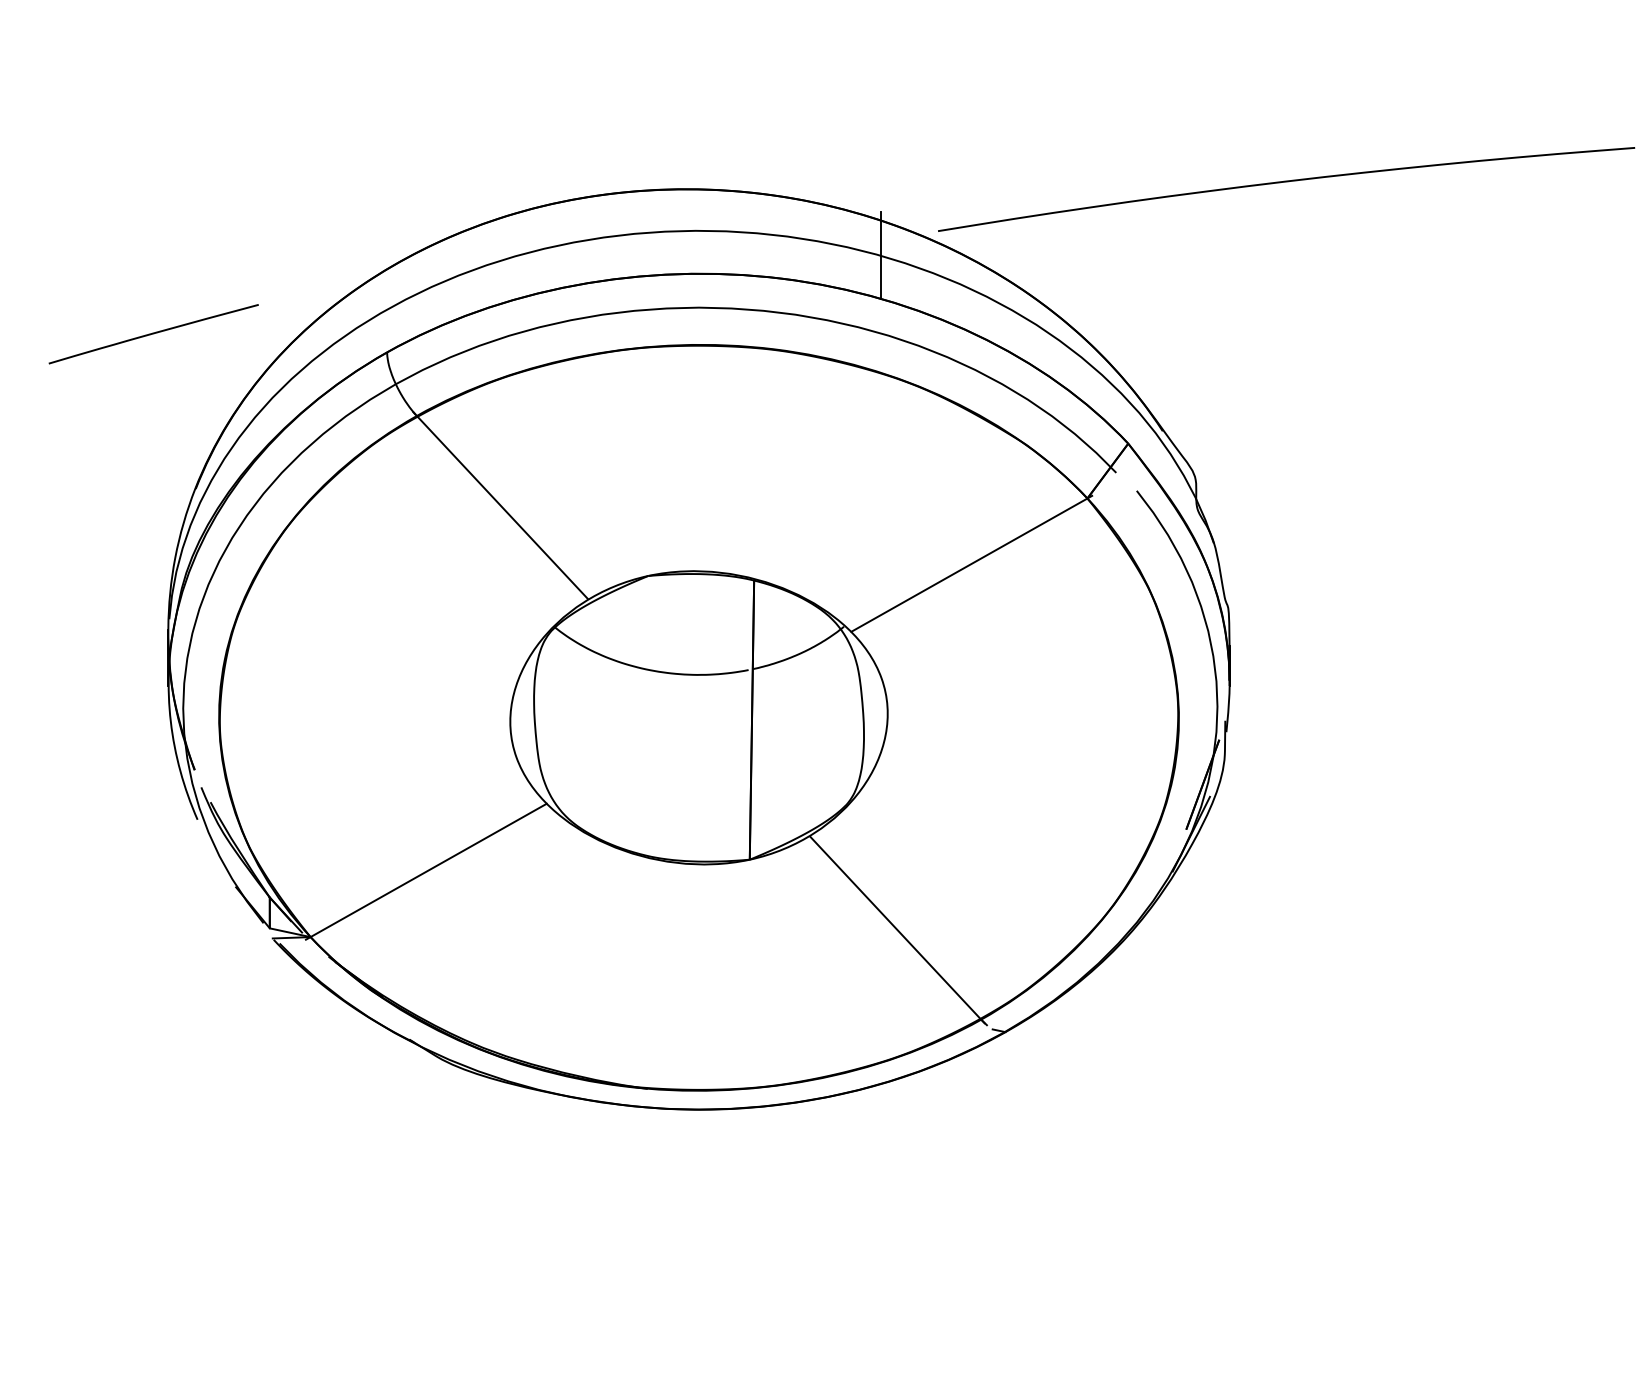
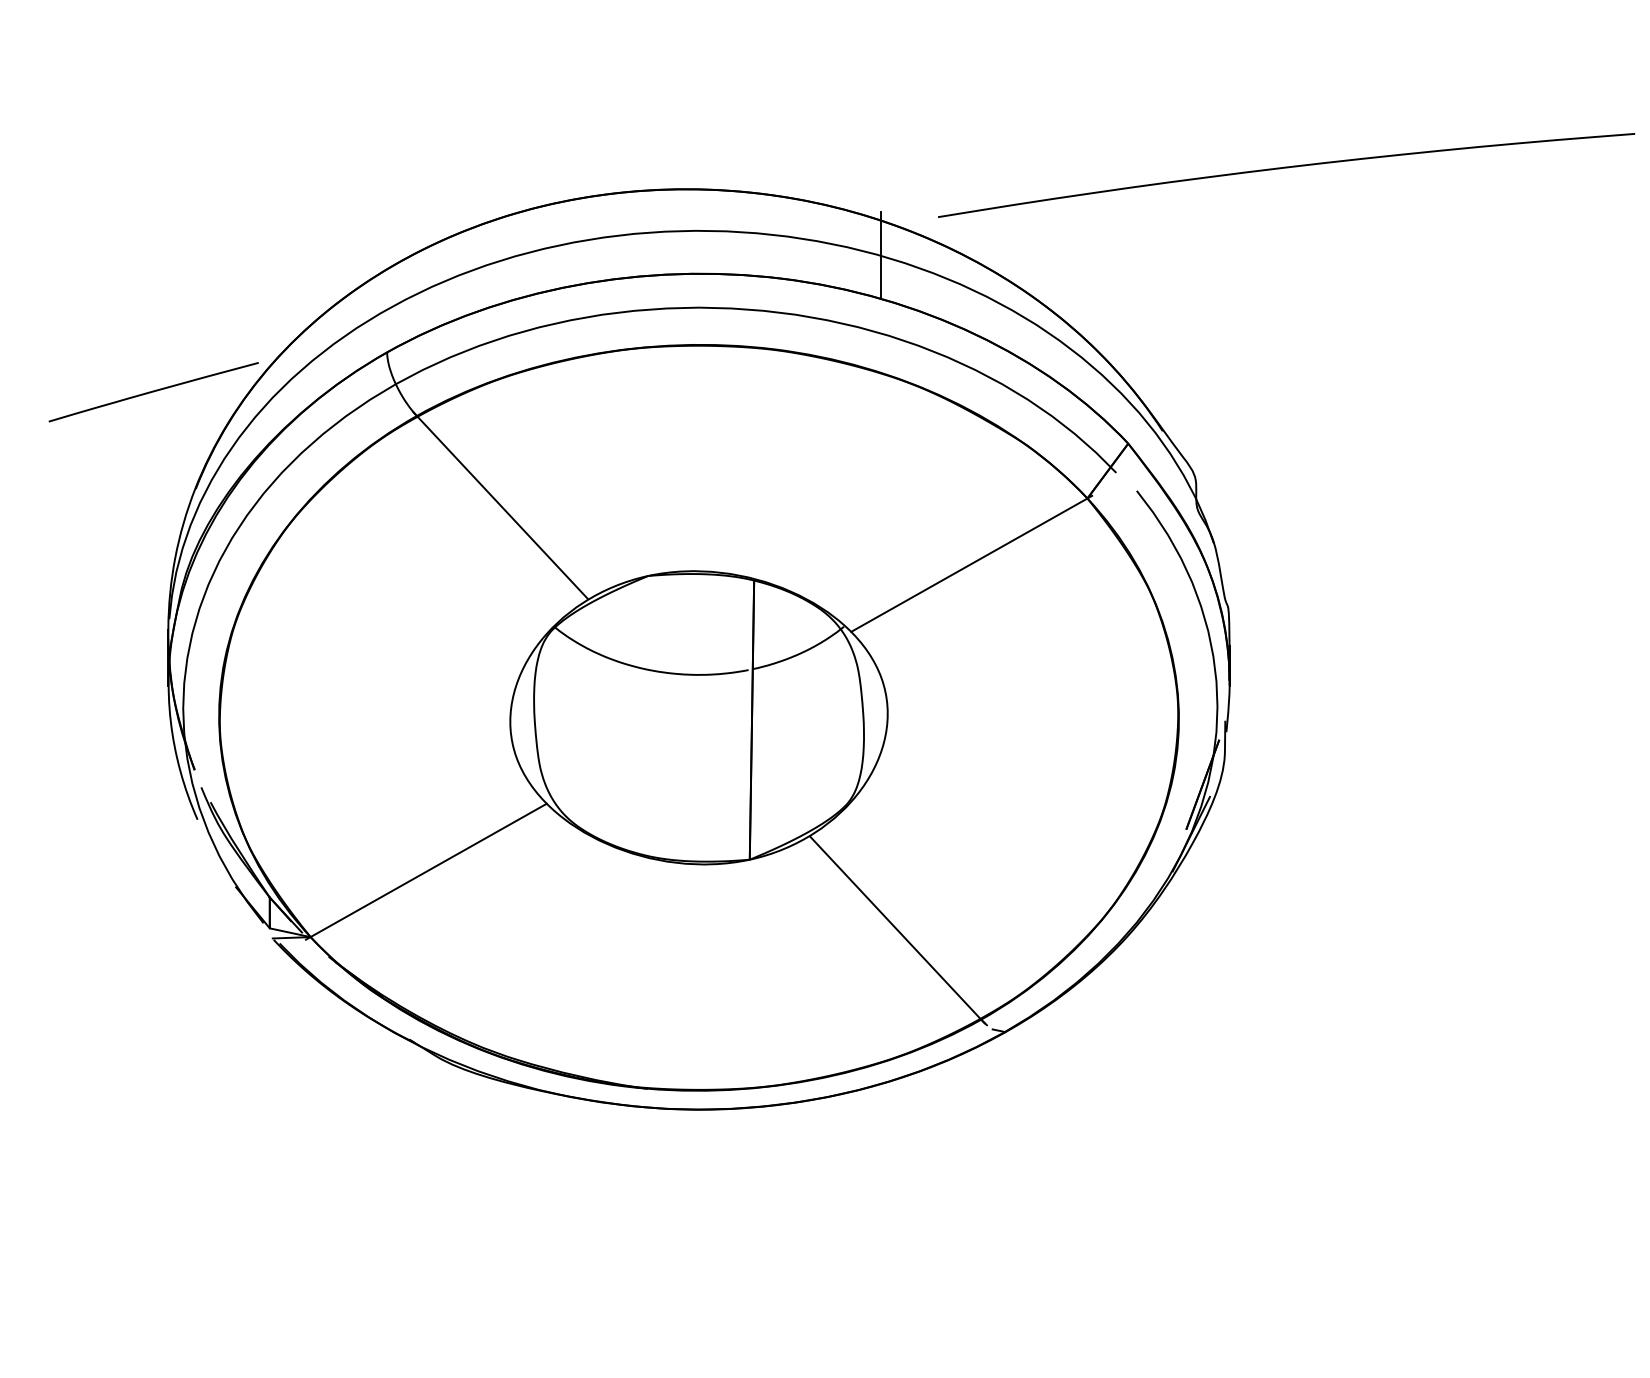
curve position: (1286, 182) -> (1286, 168) (1286, 168)
curve position: (153, 334) -> (153, 392) (153, 392)
